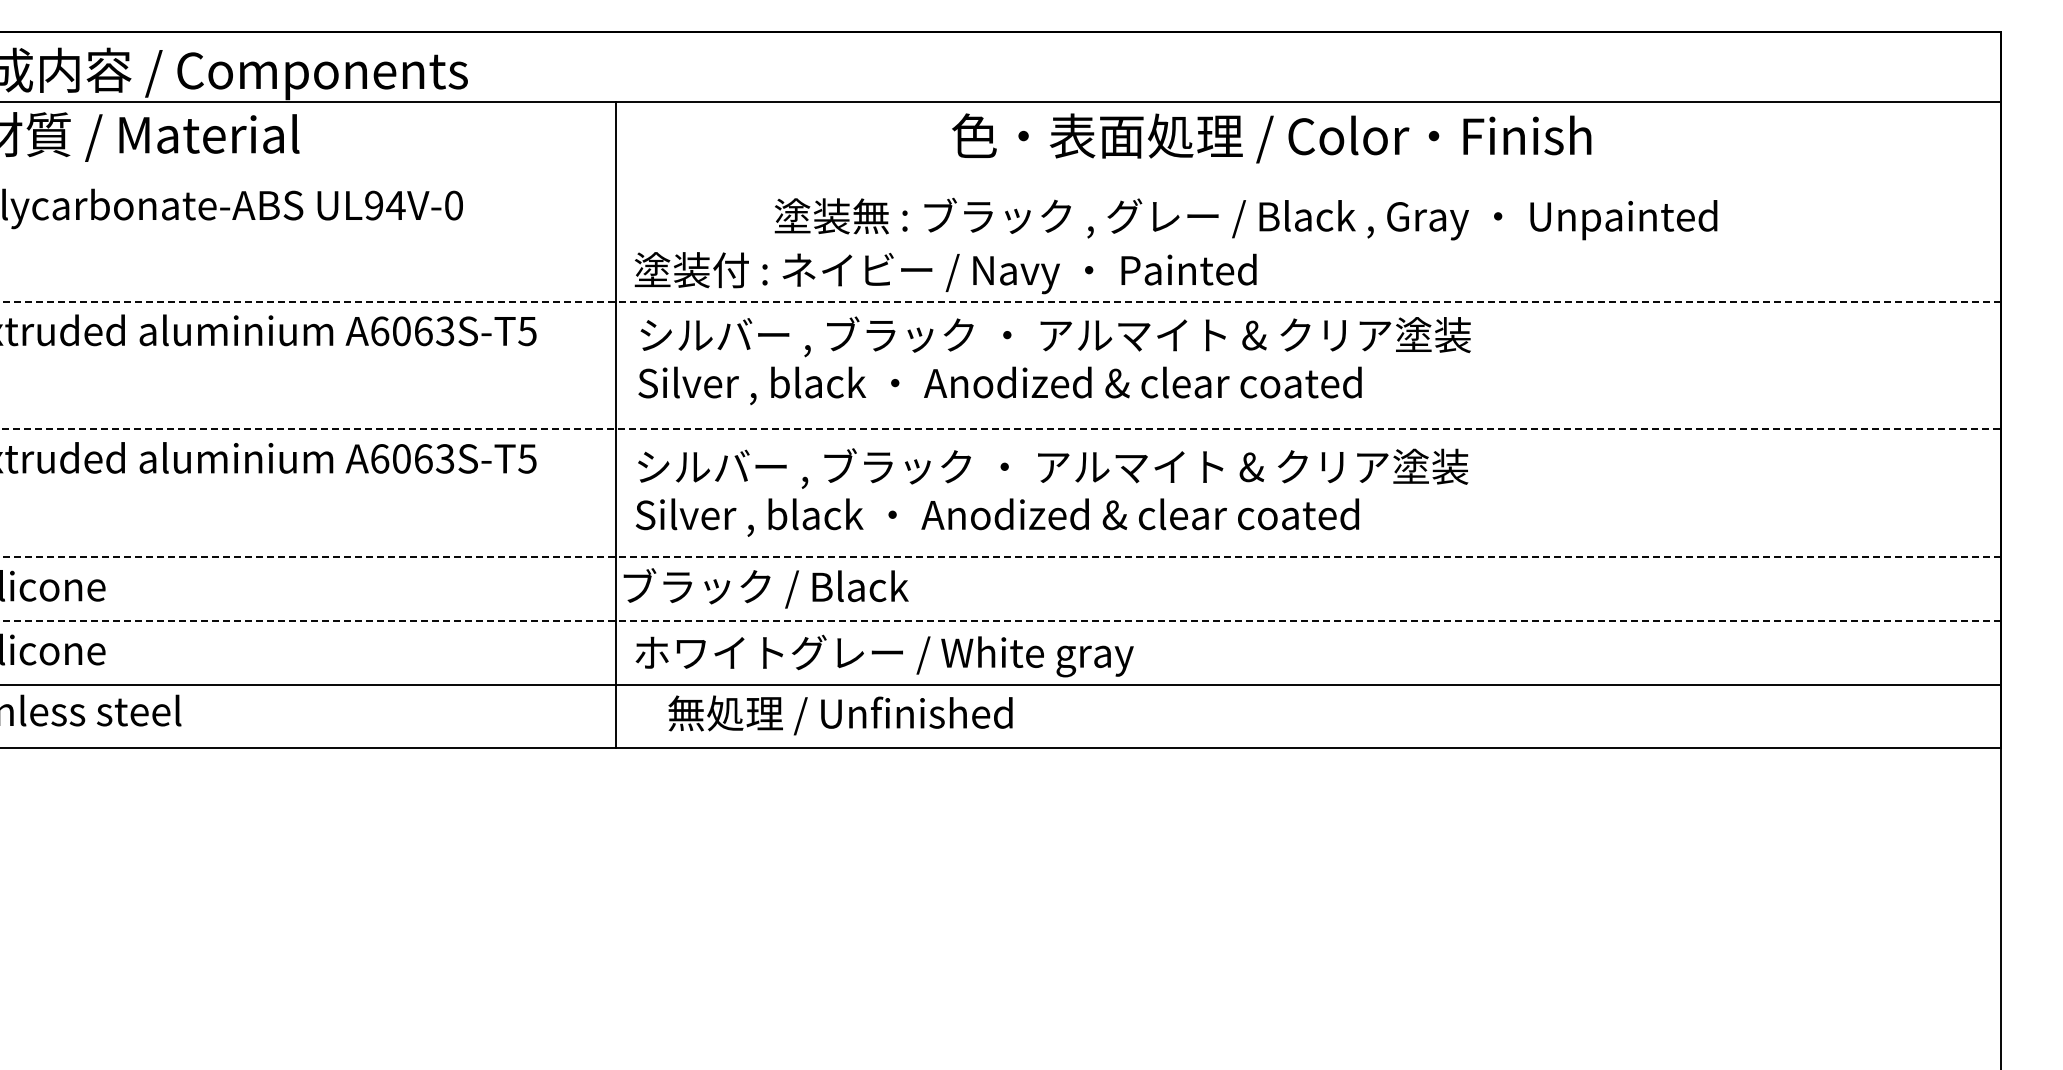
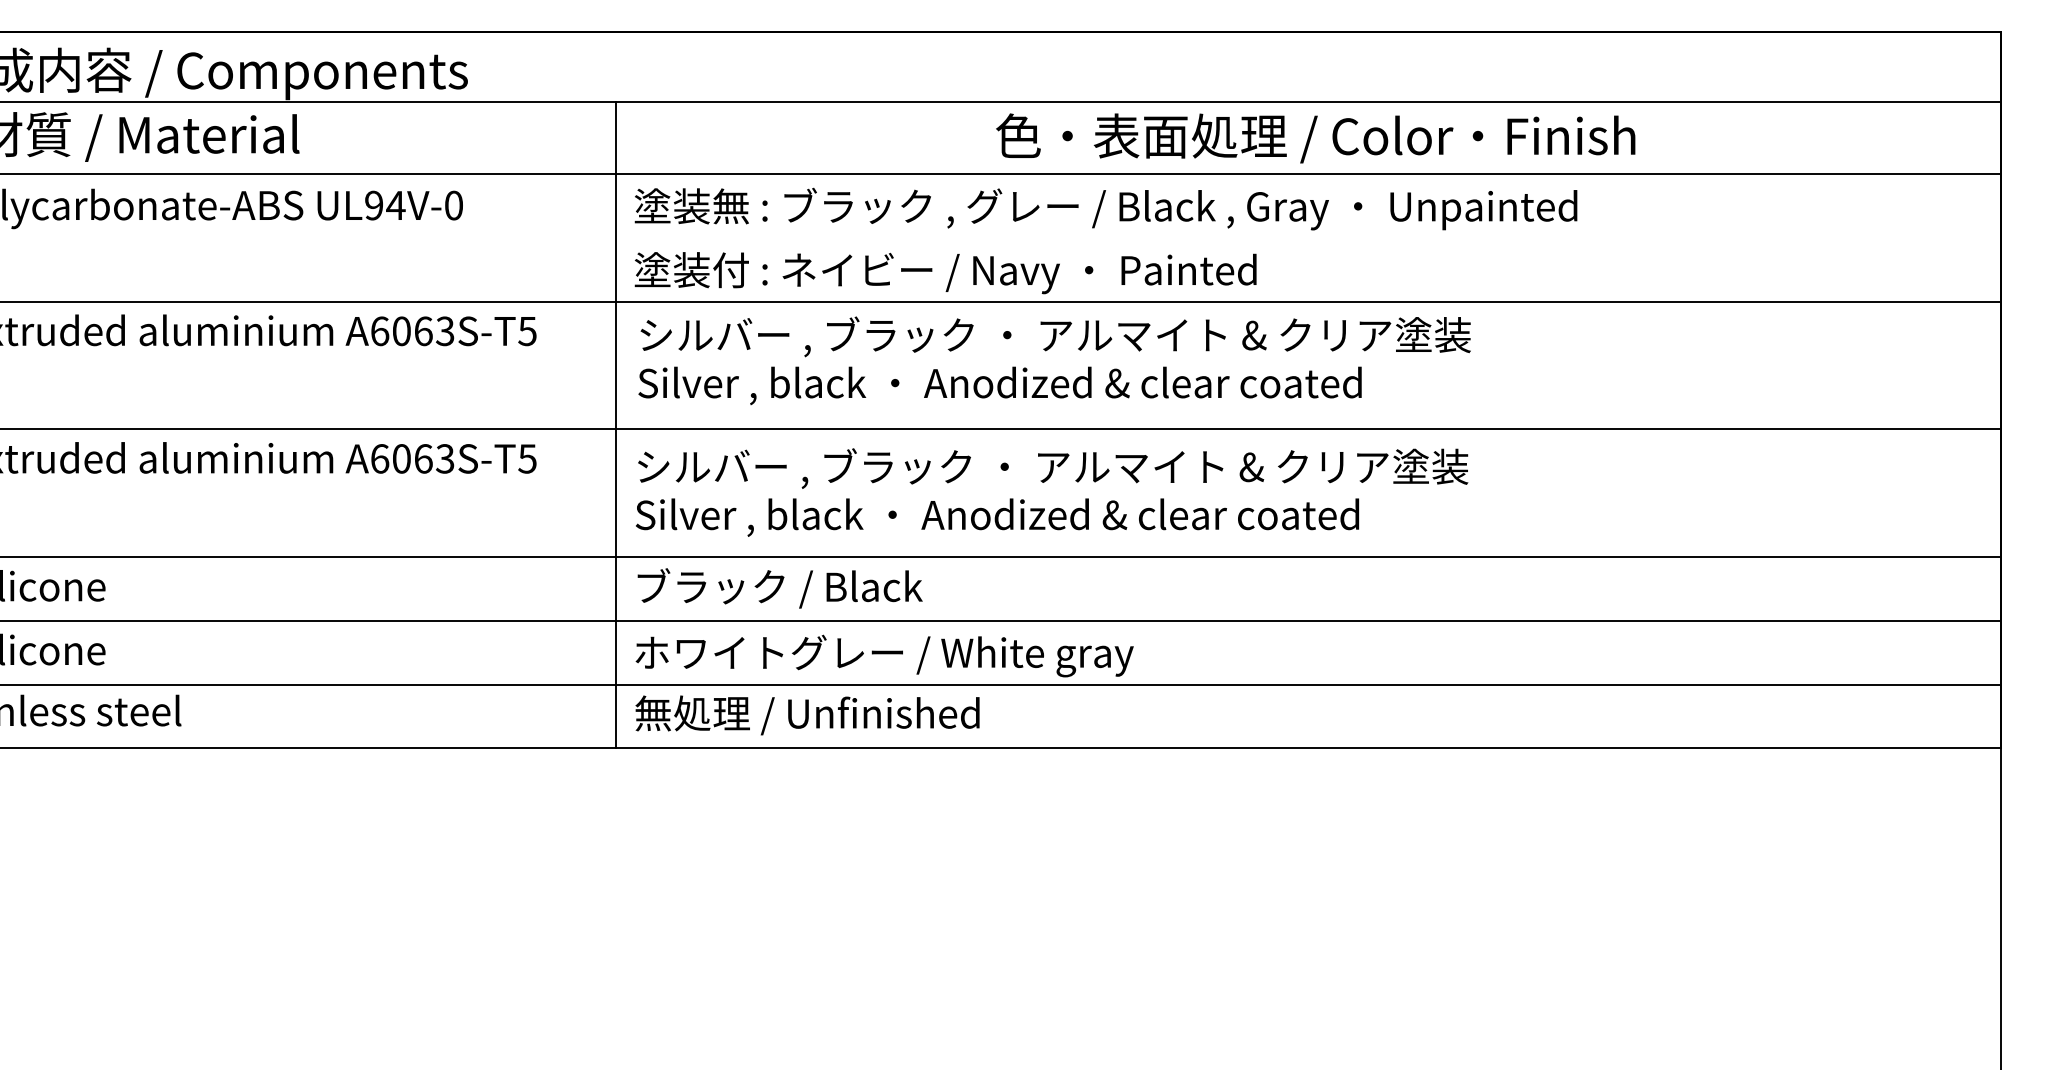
text position: (1271, 138) -> (1315, 138) (1315, 138)
line: none -> present (1001, 174)
text position: (1245, 218) -> (1105, 208) (1105, 208)
line: dashed -> solid (1000, 301)
line: dashed -> solid (1001, 429)
line: dashed -> solid (1000, 556)
text position: (765, 588) -> (779, 588) (779, 588)
line: dashed -> solid (1000, 620)
text position: (840, 715) -> (807, 715) (807, 715)
